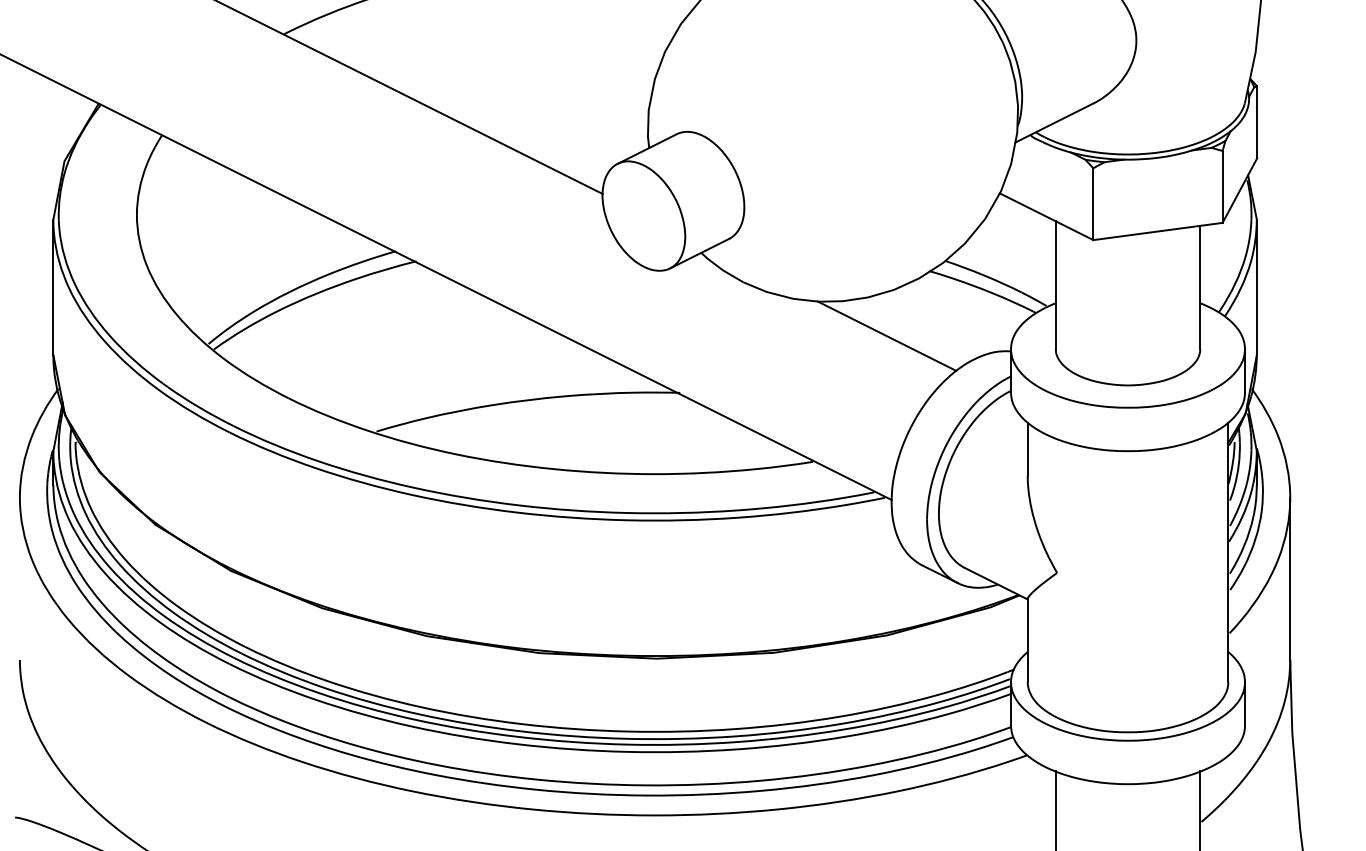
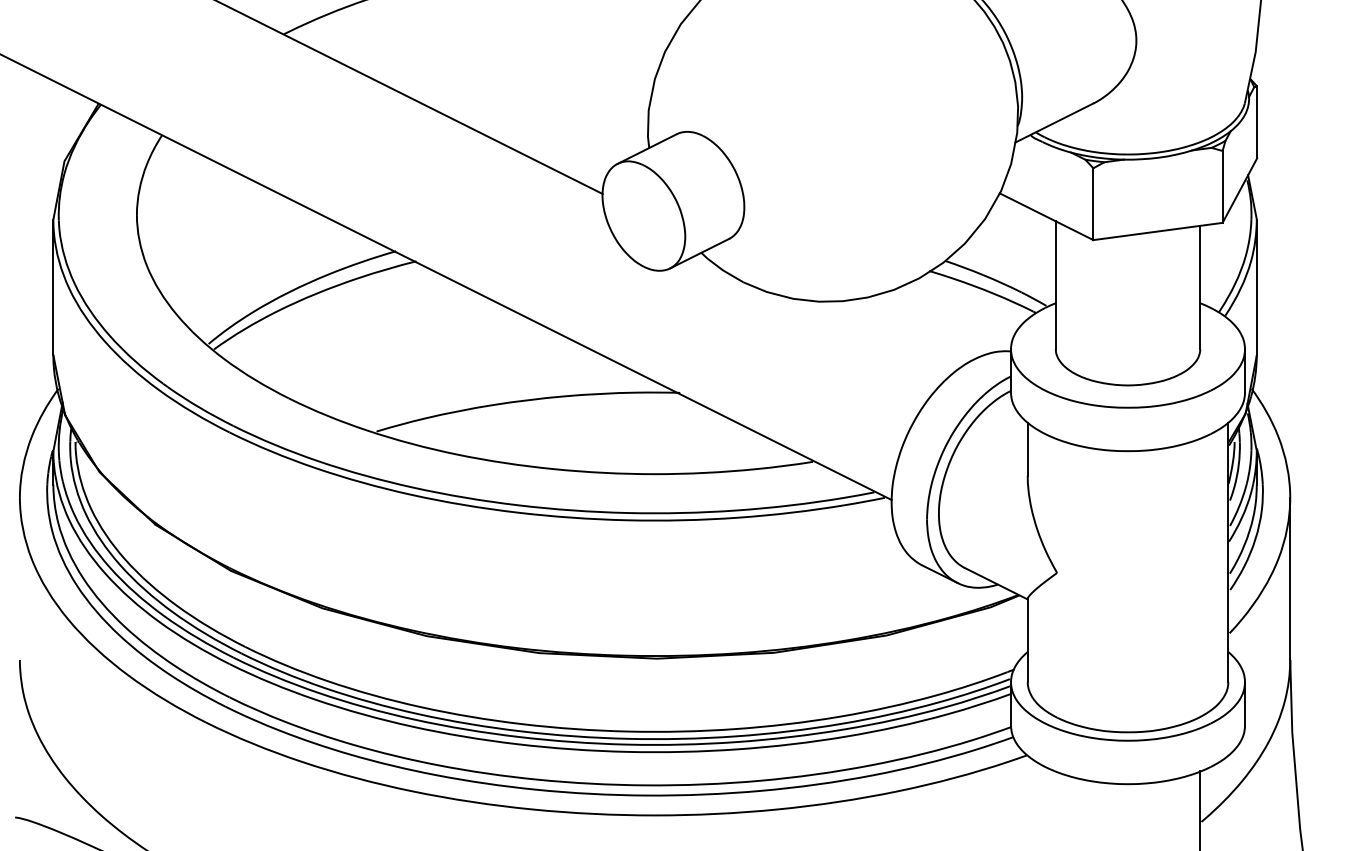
line: present -> none (886, 335)
line: present -> none (1055, 809)
